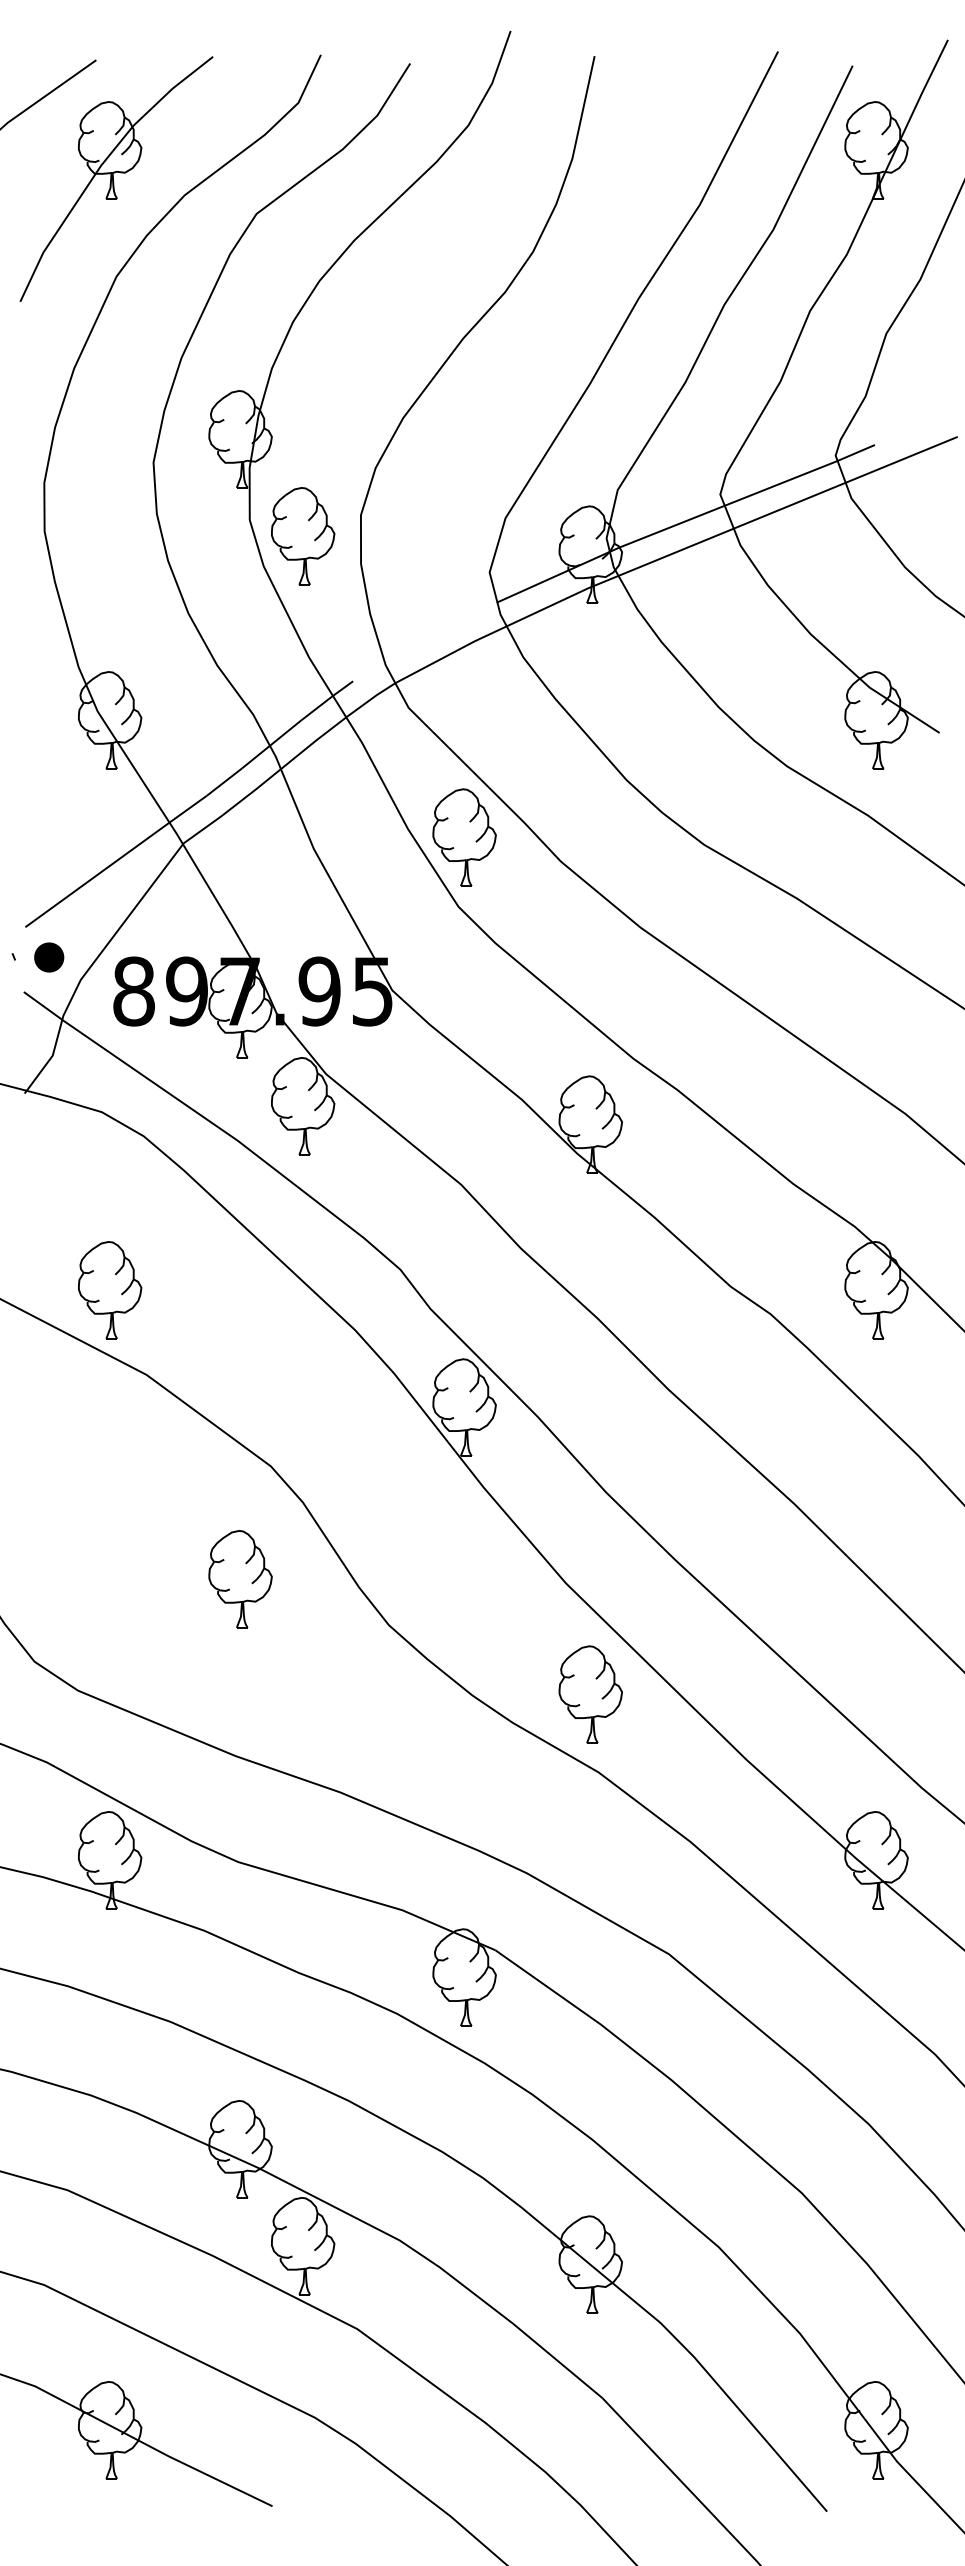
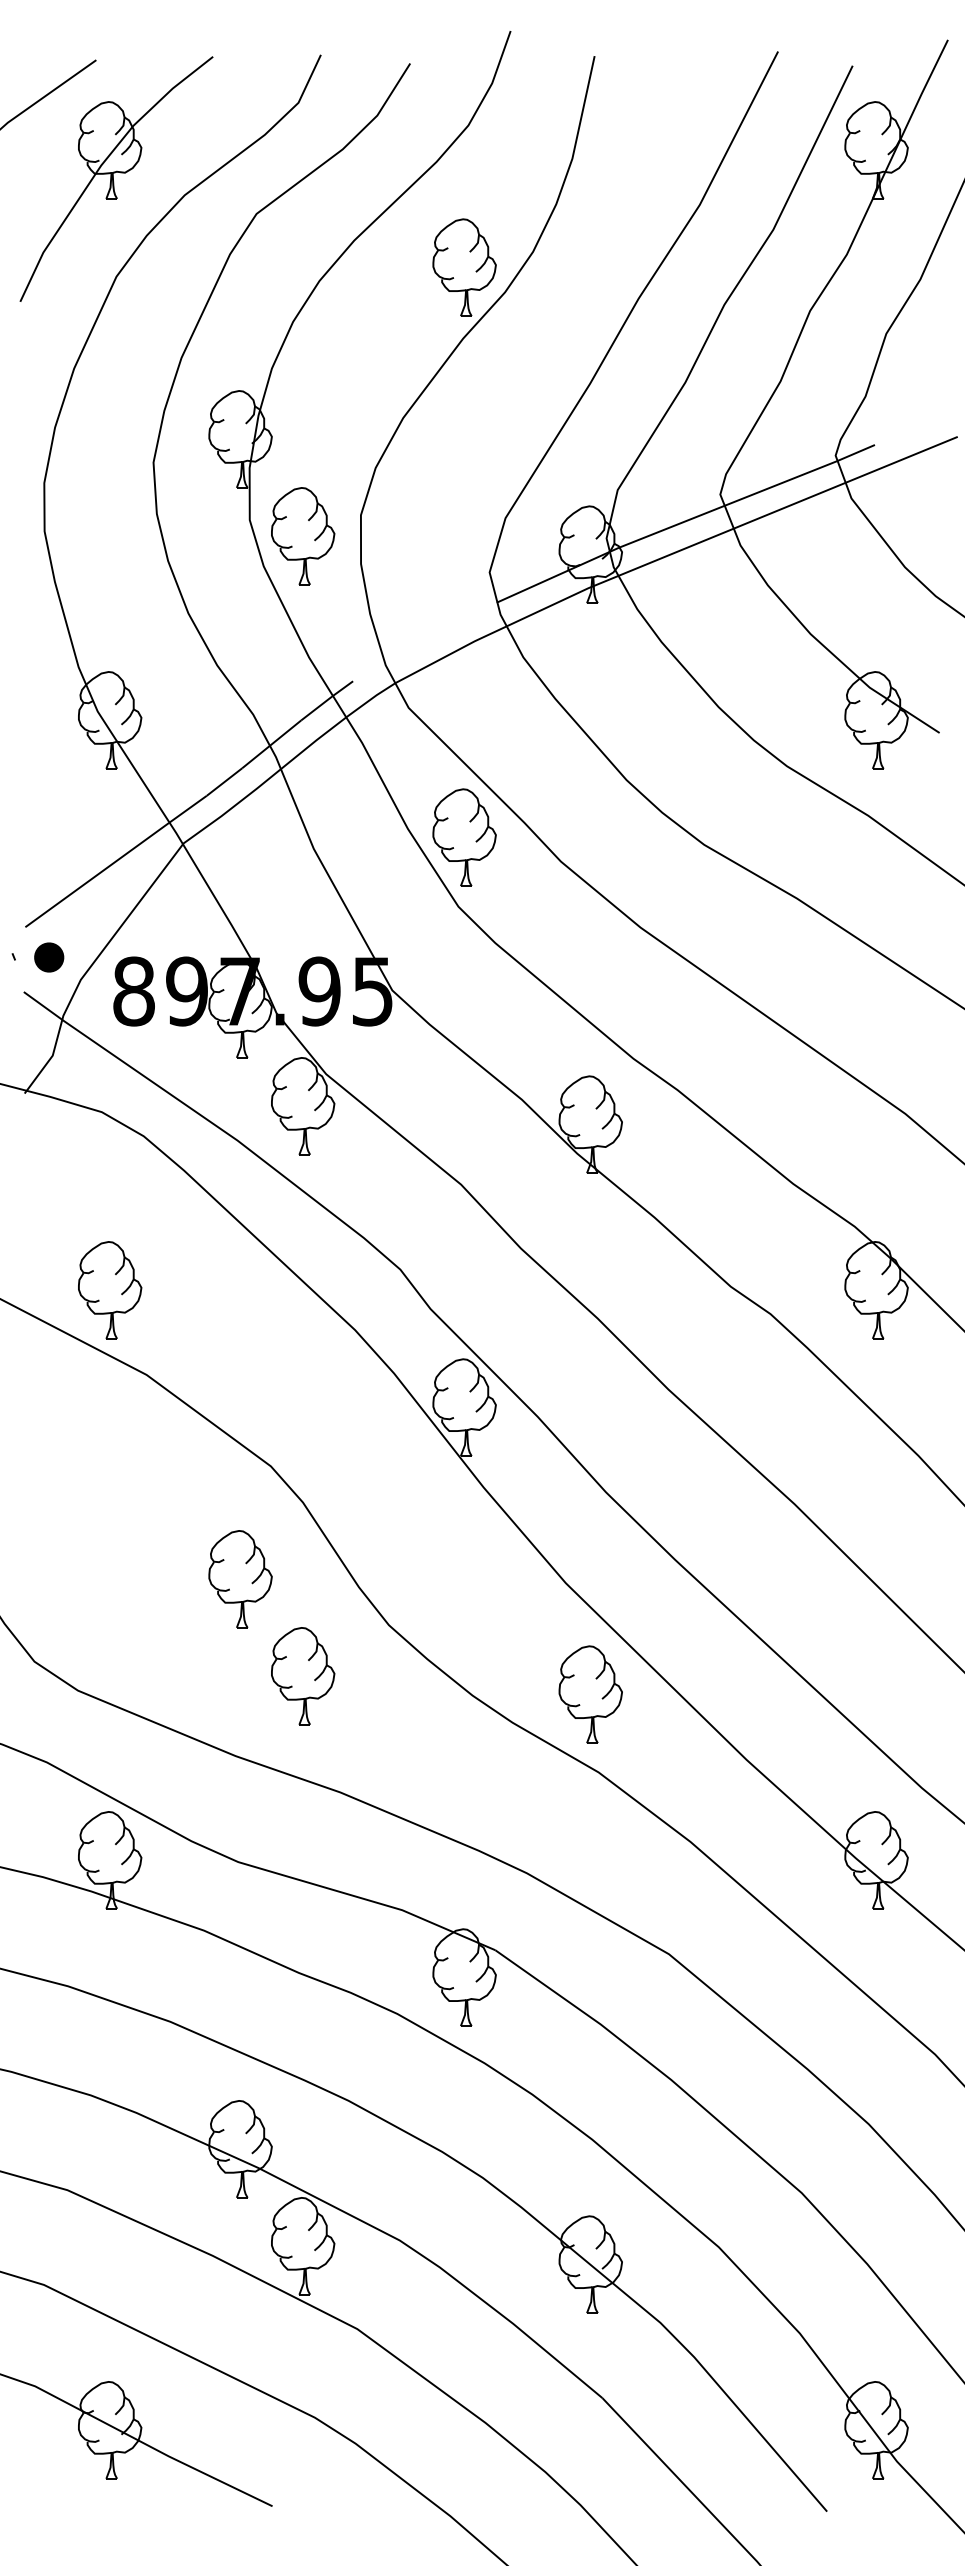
part: none -> present (464, 267)
part: none -> present (303, 1676)
